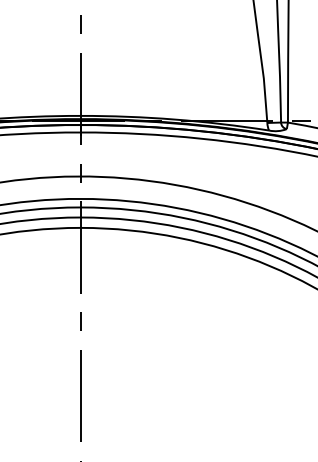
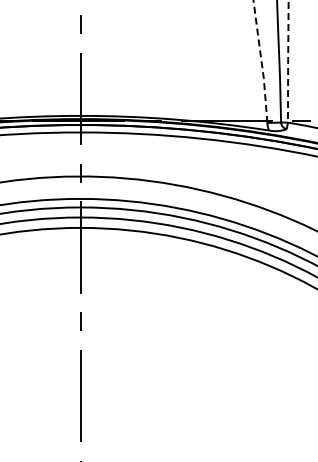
line: solid -> dashed (288, 60)
line: solid -> dashed (261, 61)
